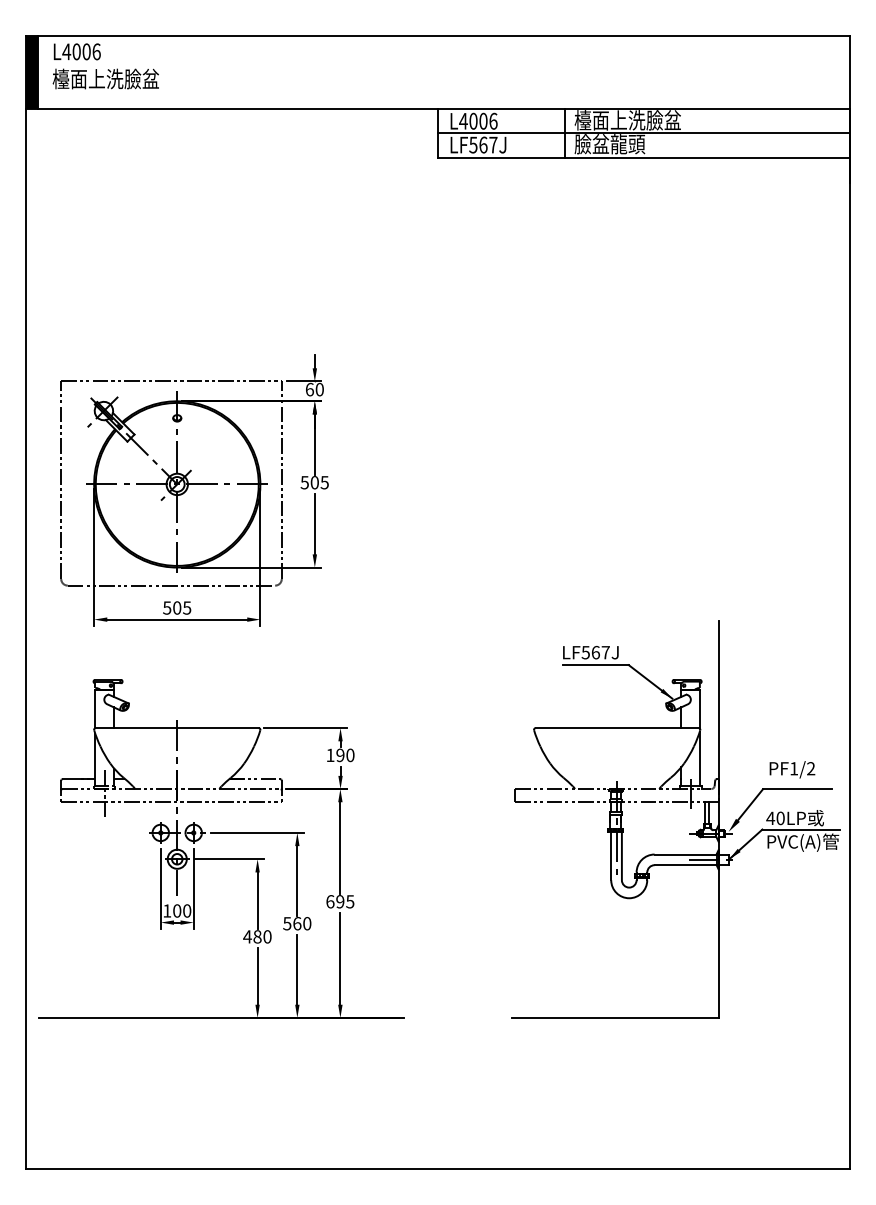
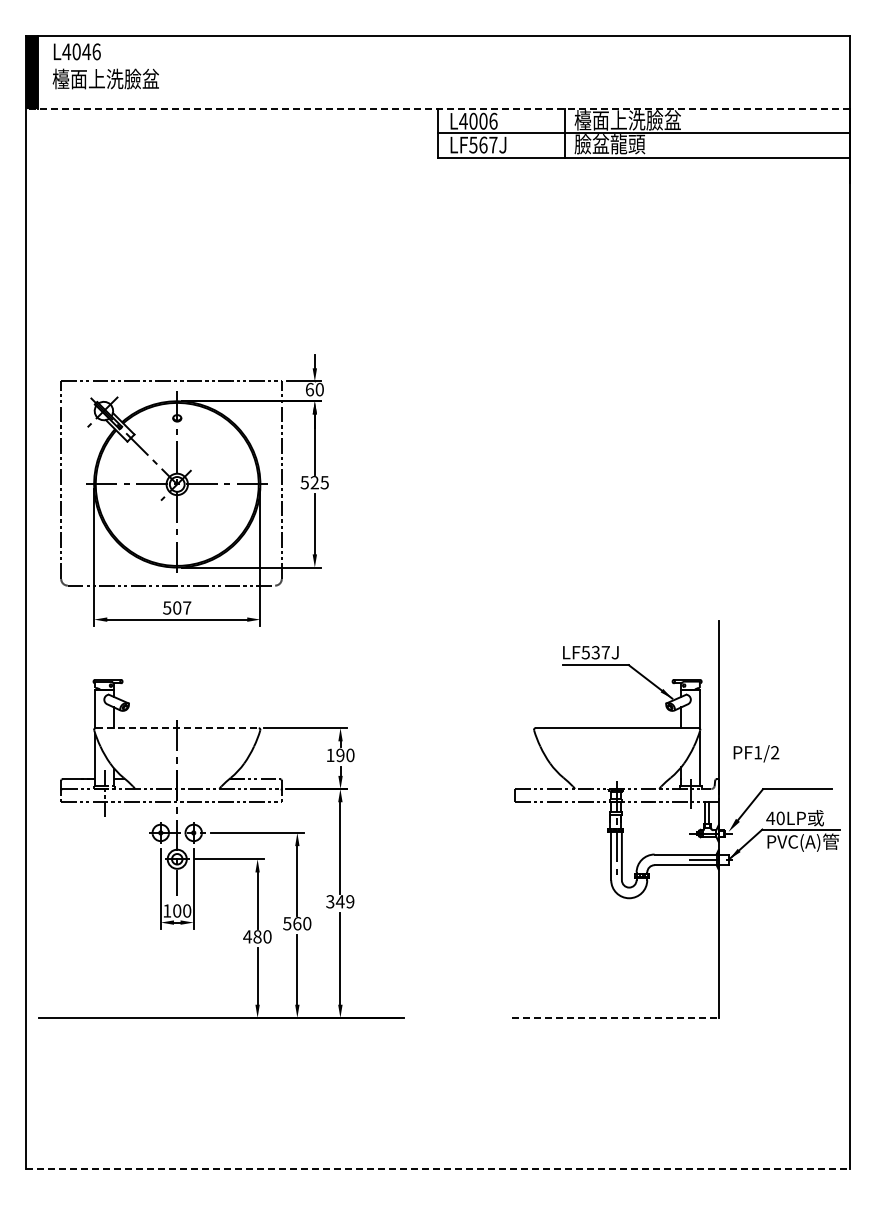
text: L4006 -> L4046 (86, 51)
line: solid -> dashed (437, 108)
text: 505 -> 525 (314, 482)
text: 505 -> 507 (187, 607)
text: LF567J -> LF537J (595, 652)
line: solid -> dashed (177, 728)
text position: (792, 769) -> (756, 753) (756, 753)
text: 695 -> 349 (340, 901)
line: solid -> dashed (615, 1017)
line: solid -> dashed (437, 1168)
